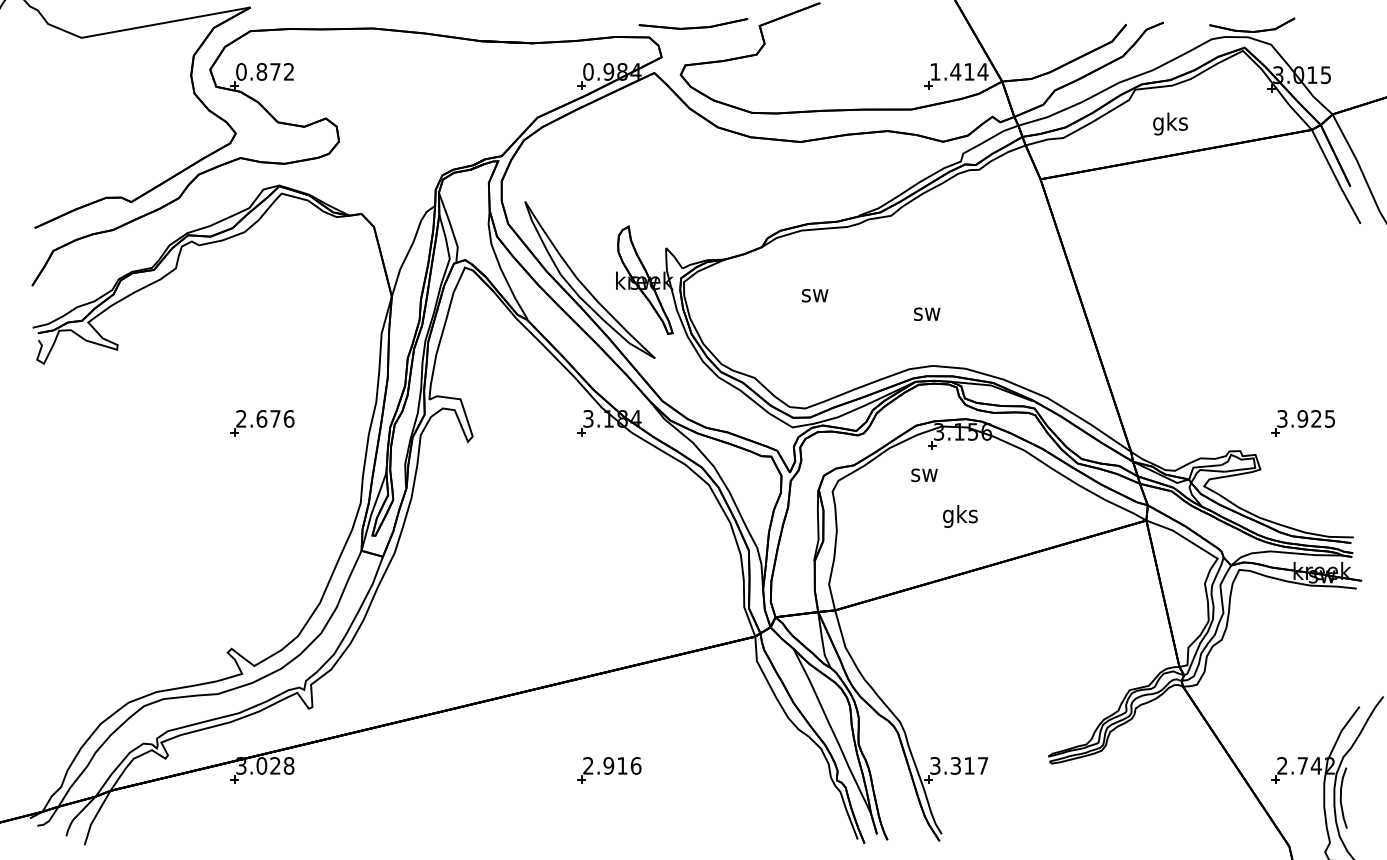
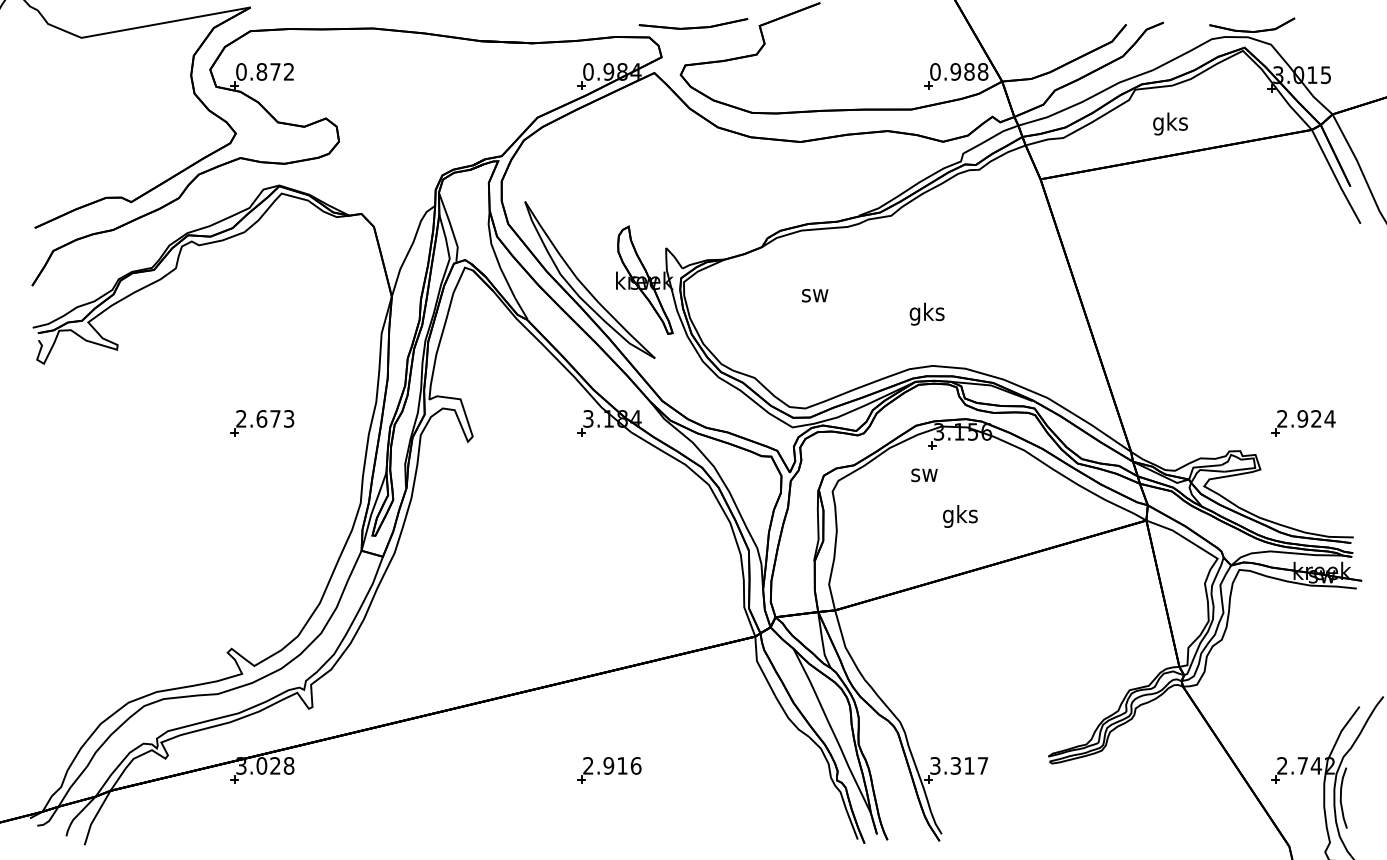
text: 1.414 -> 0.988 (959, 71)
text: sw -> gks (926, 313)
text: 2.676 -> 2.673 (288, 418)
text: 3.925 -> 2.924 (1306, 418)
